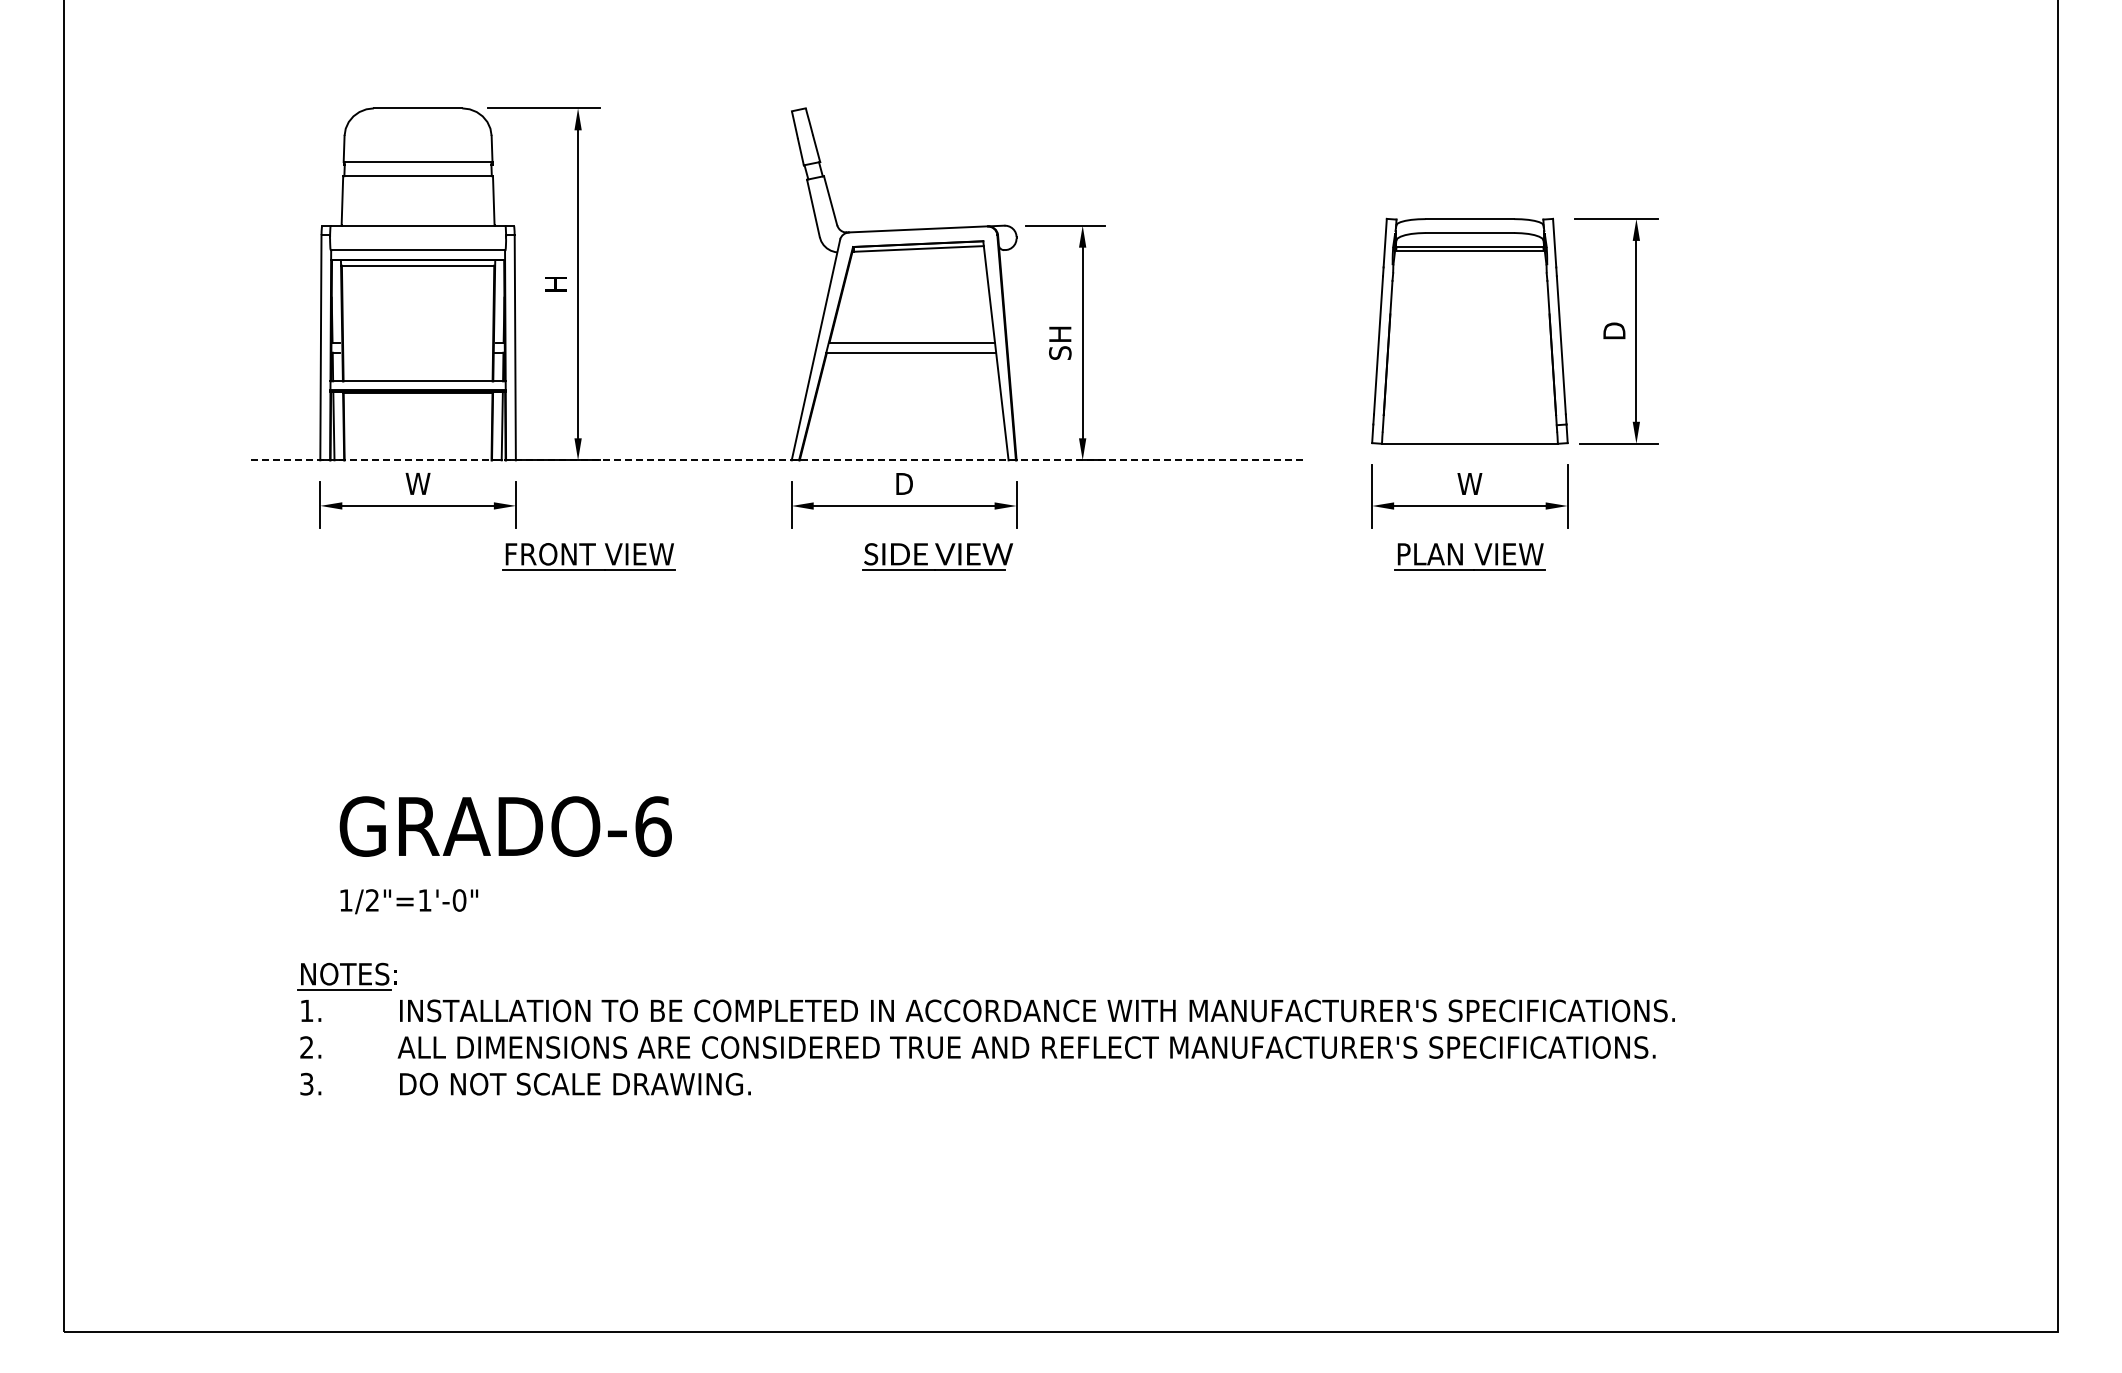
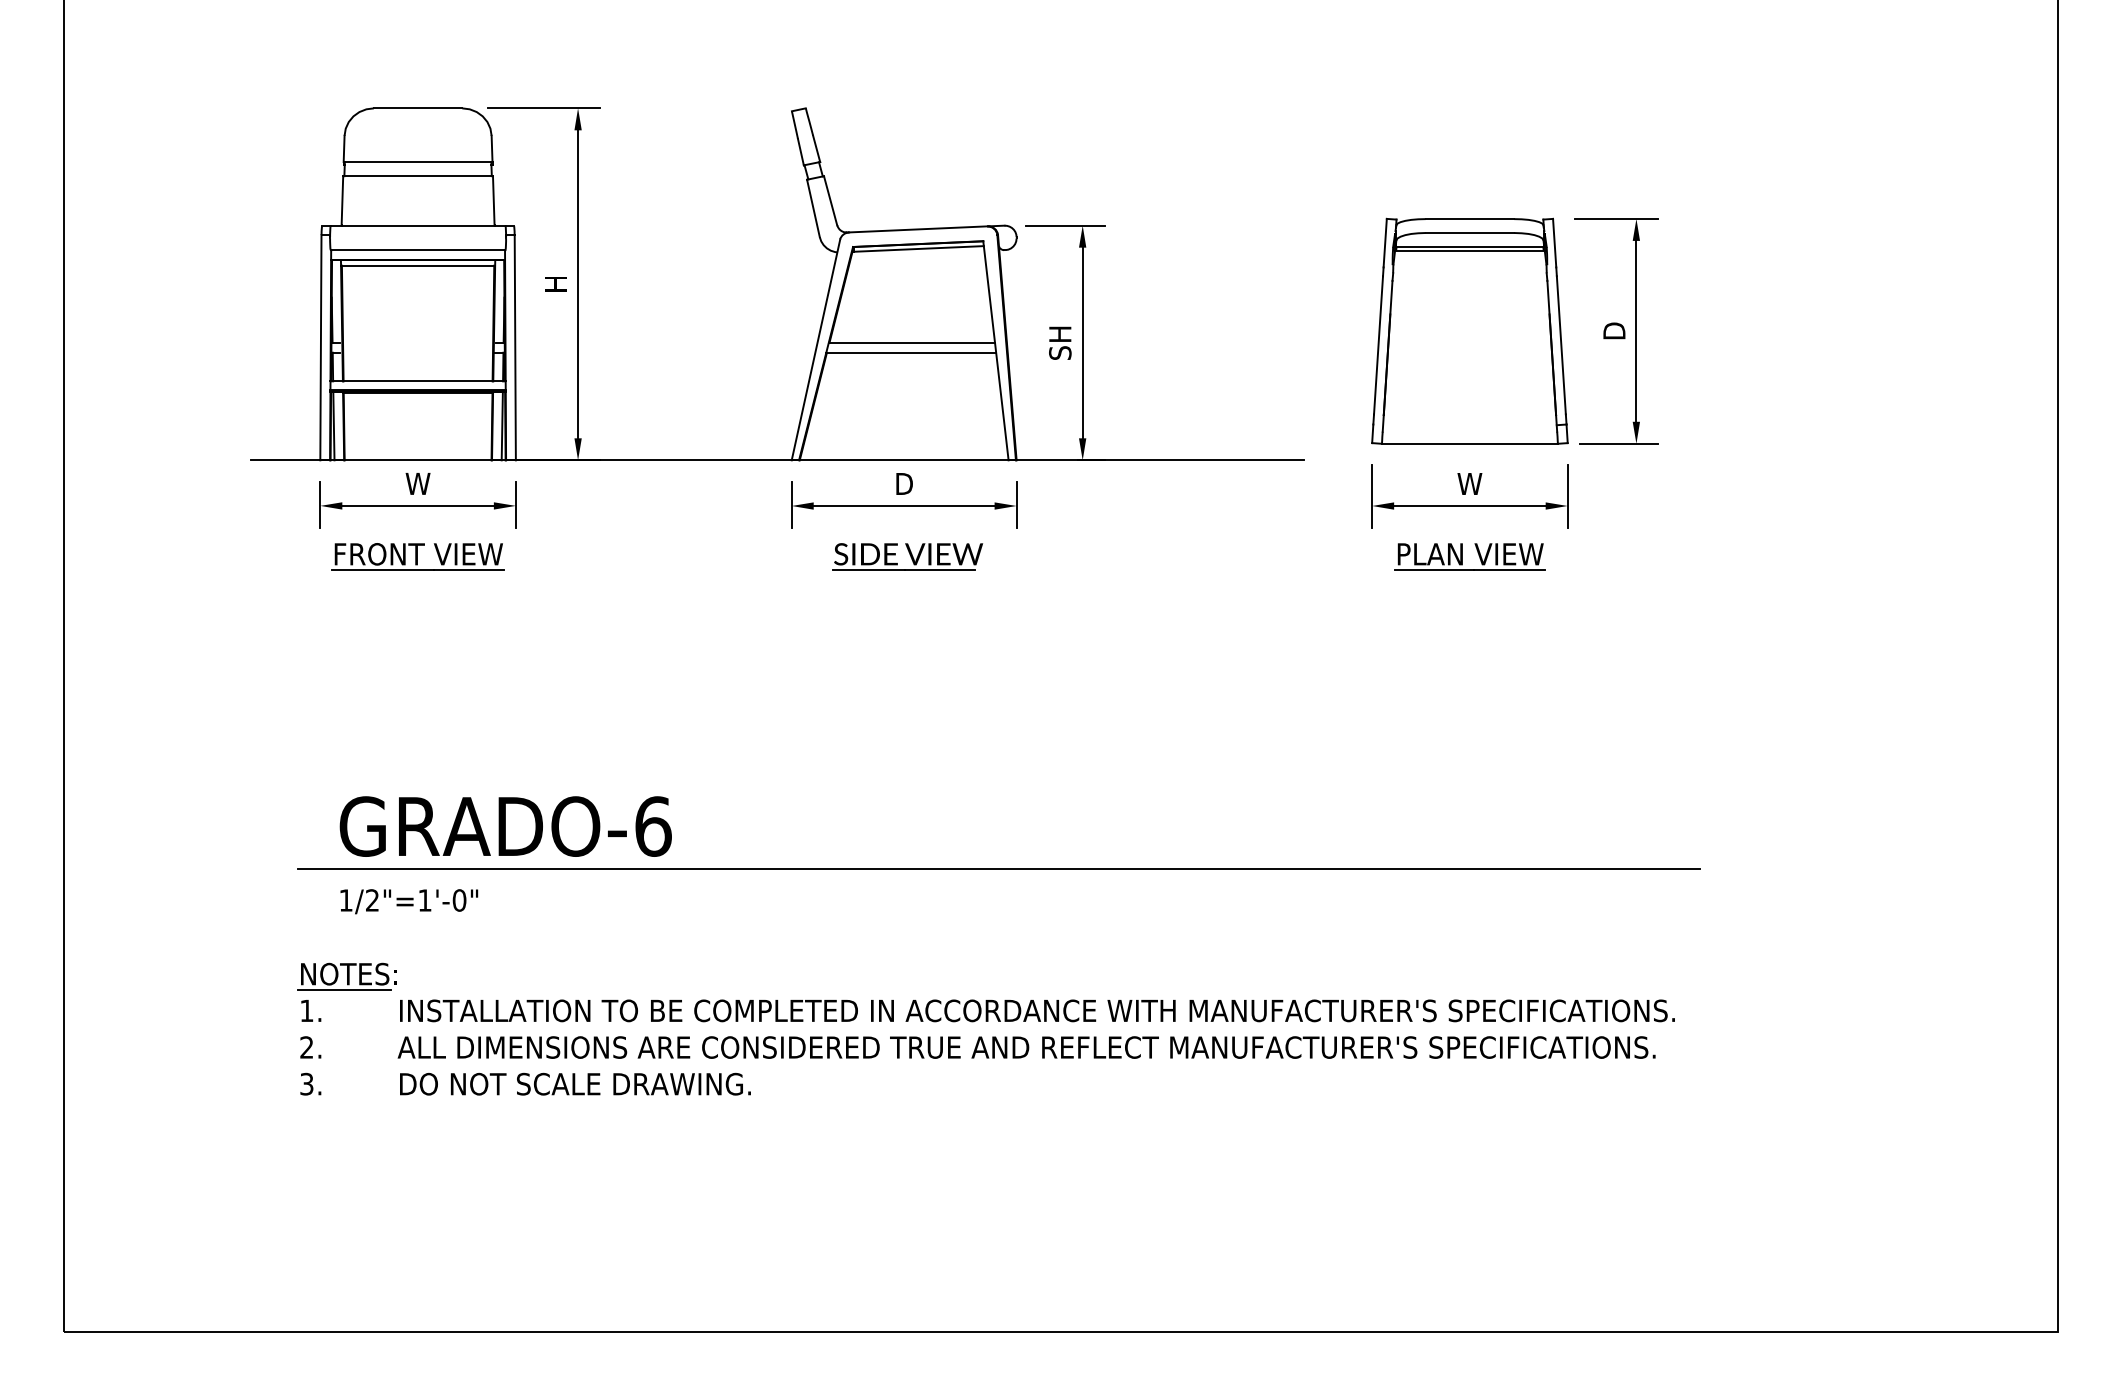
line: dashed -> solid (777, 460)
part position: (588, 556) -> (417, 556) (417, 556)
part position: (937, 556) -> (907, 556) (907, 556)
line: none -> present (999, 869)
